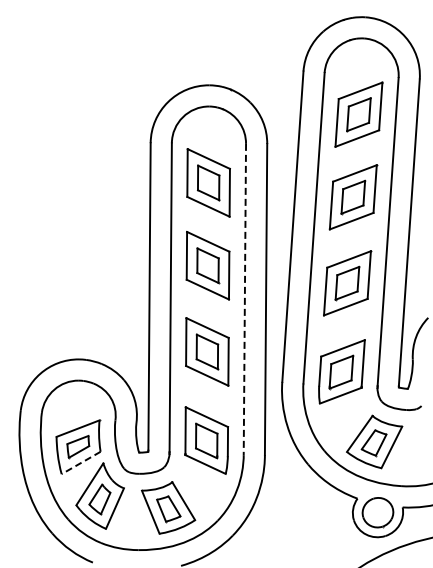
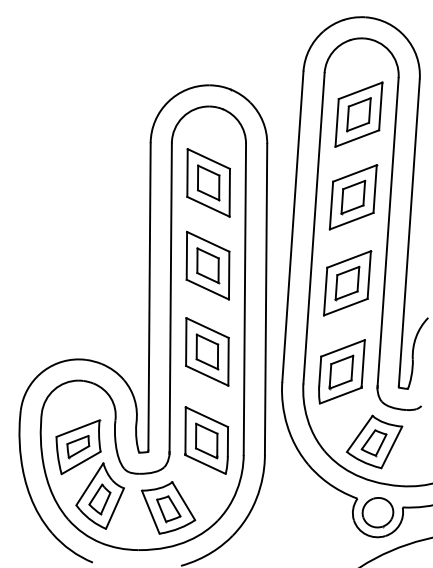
line: dashed -> solid (244, 299)
line: dashed -> solid (80, 463)
